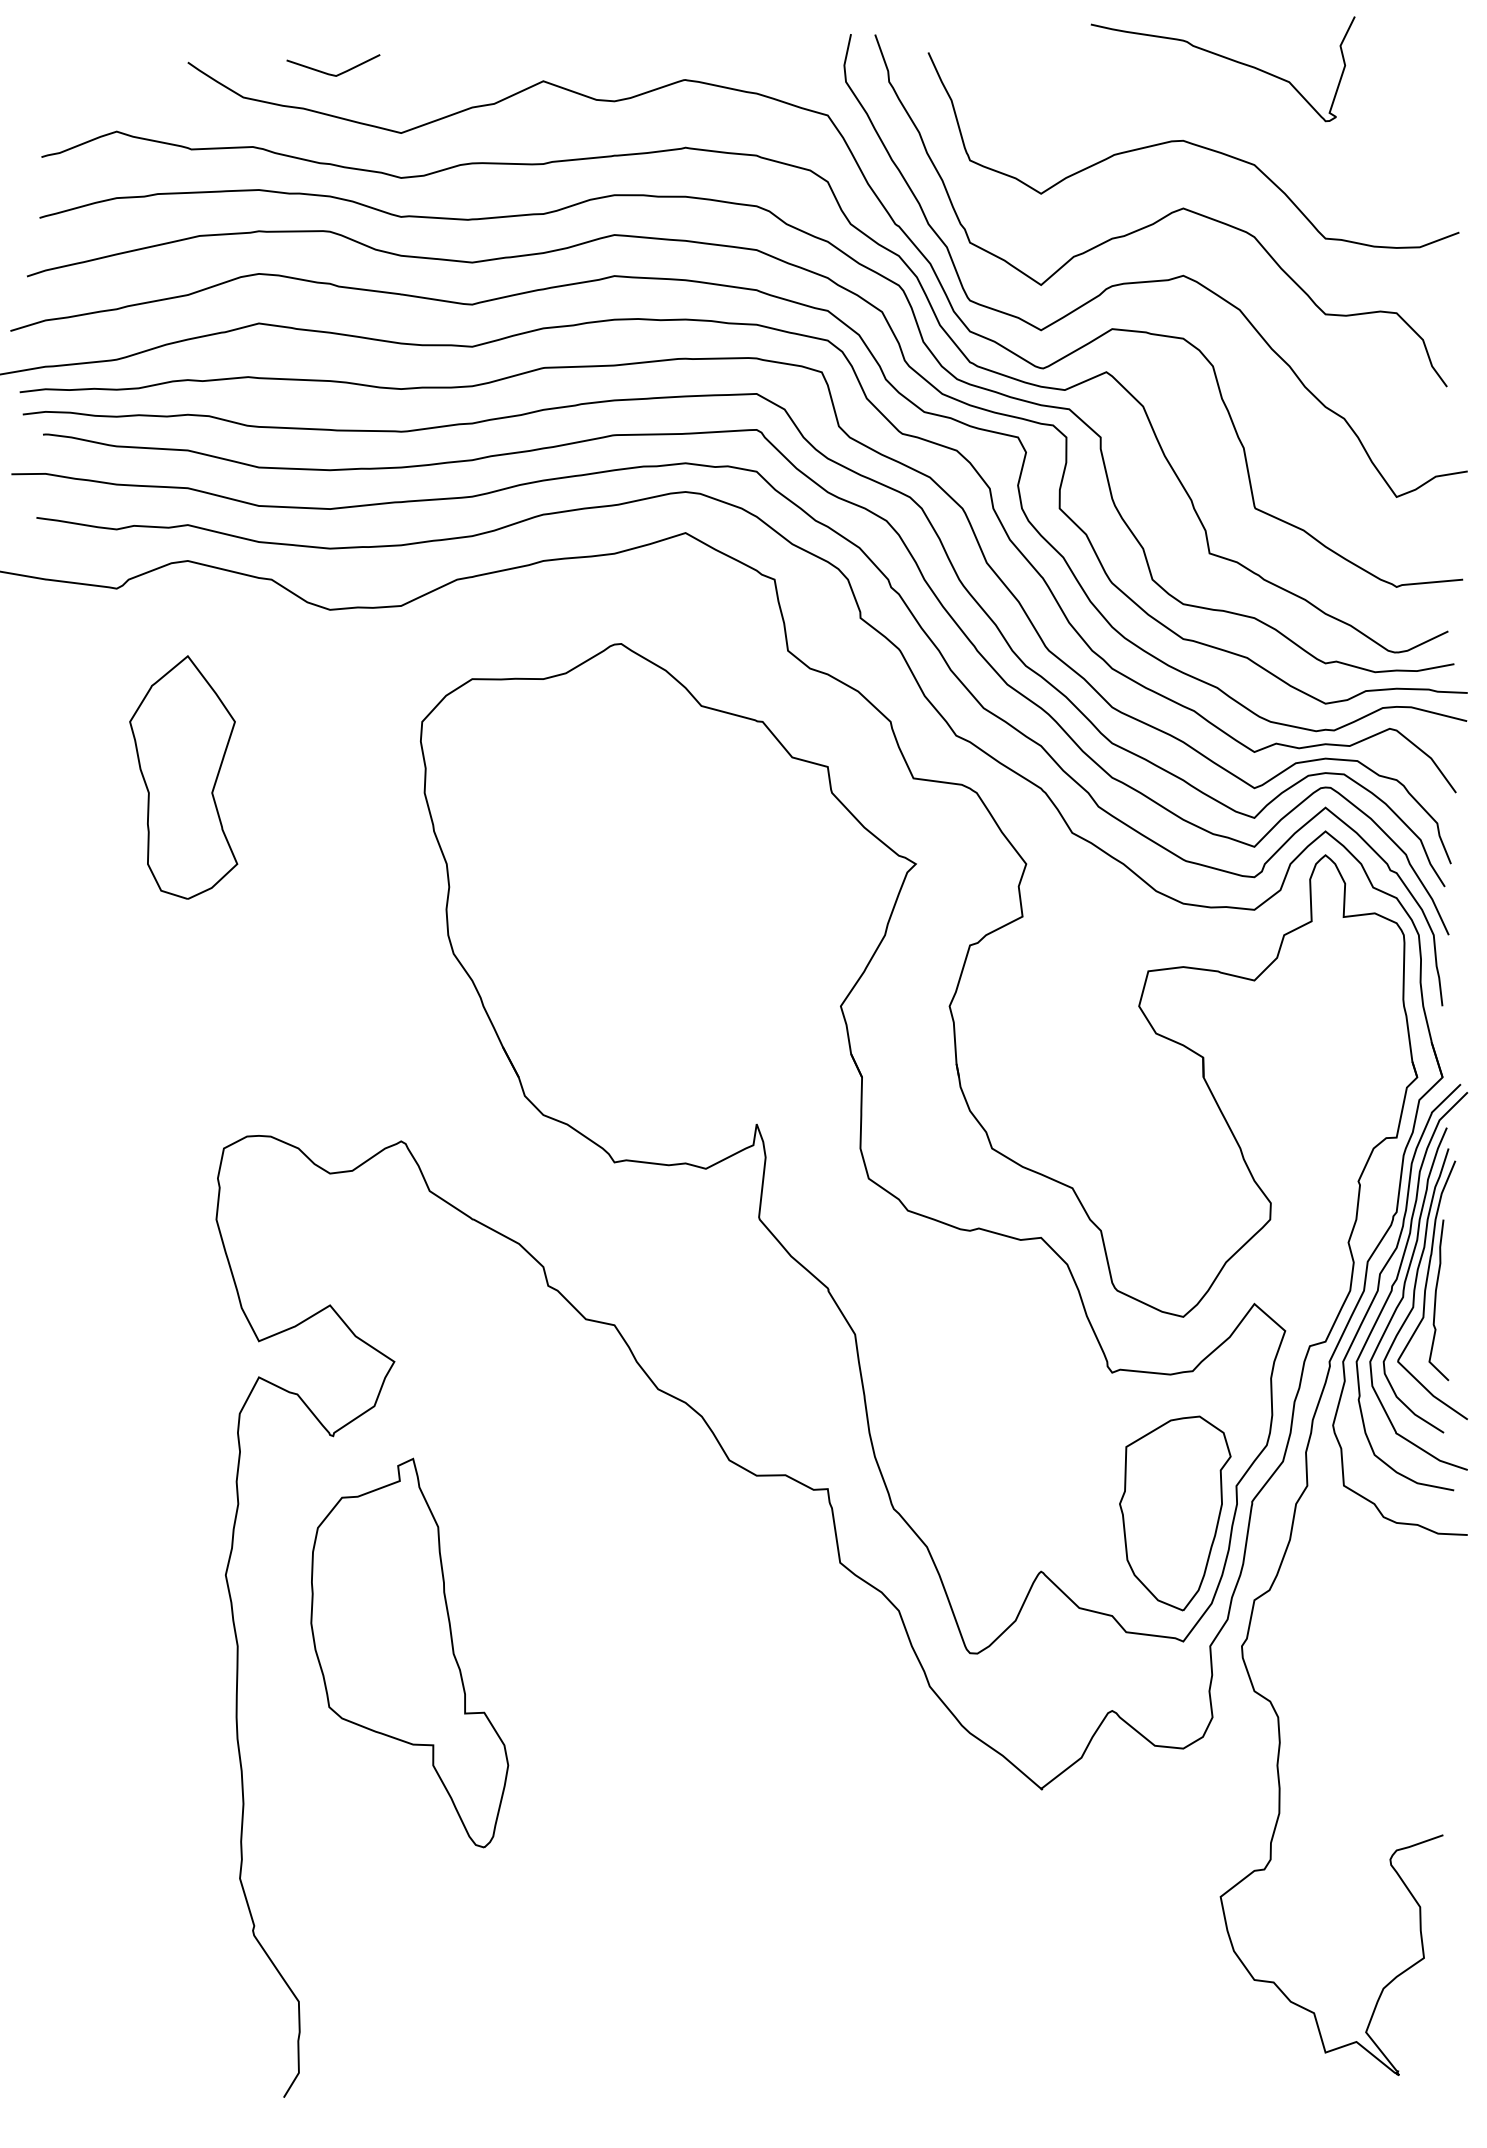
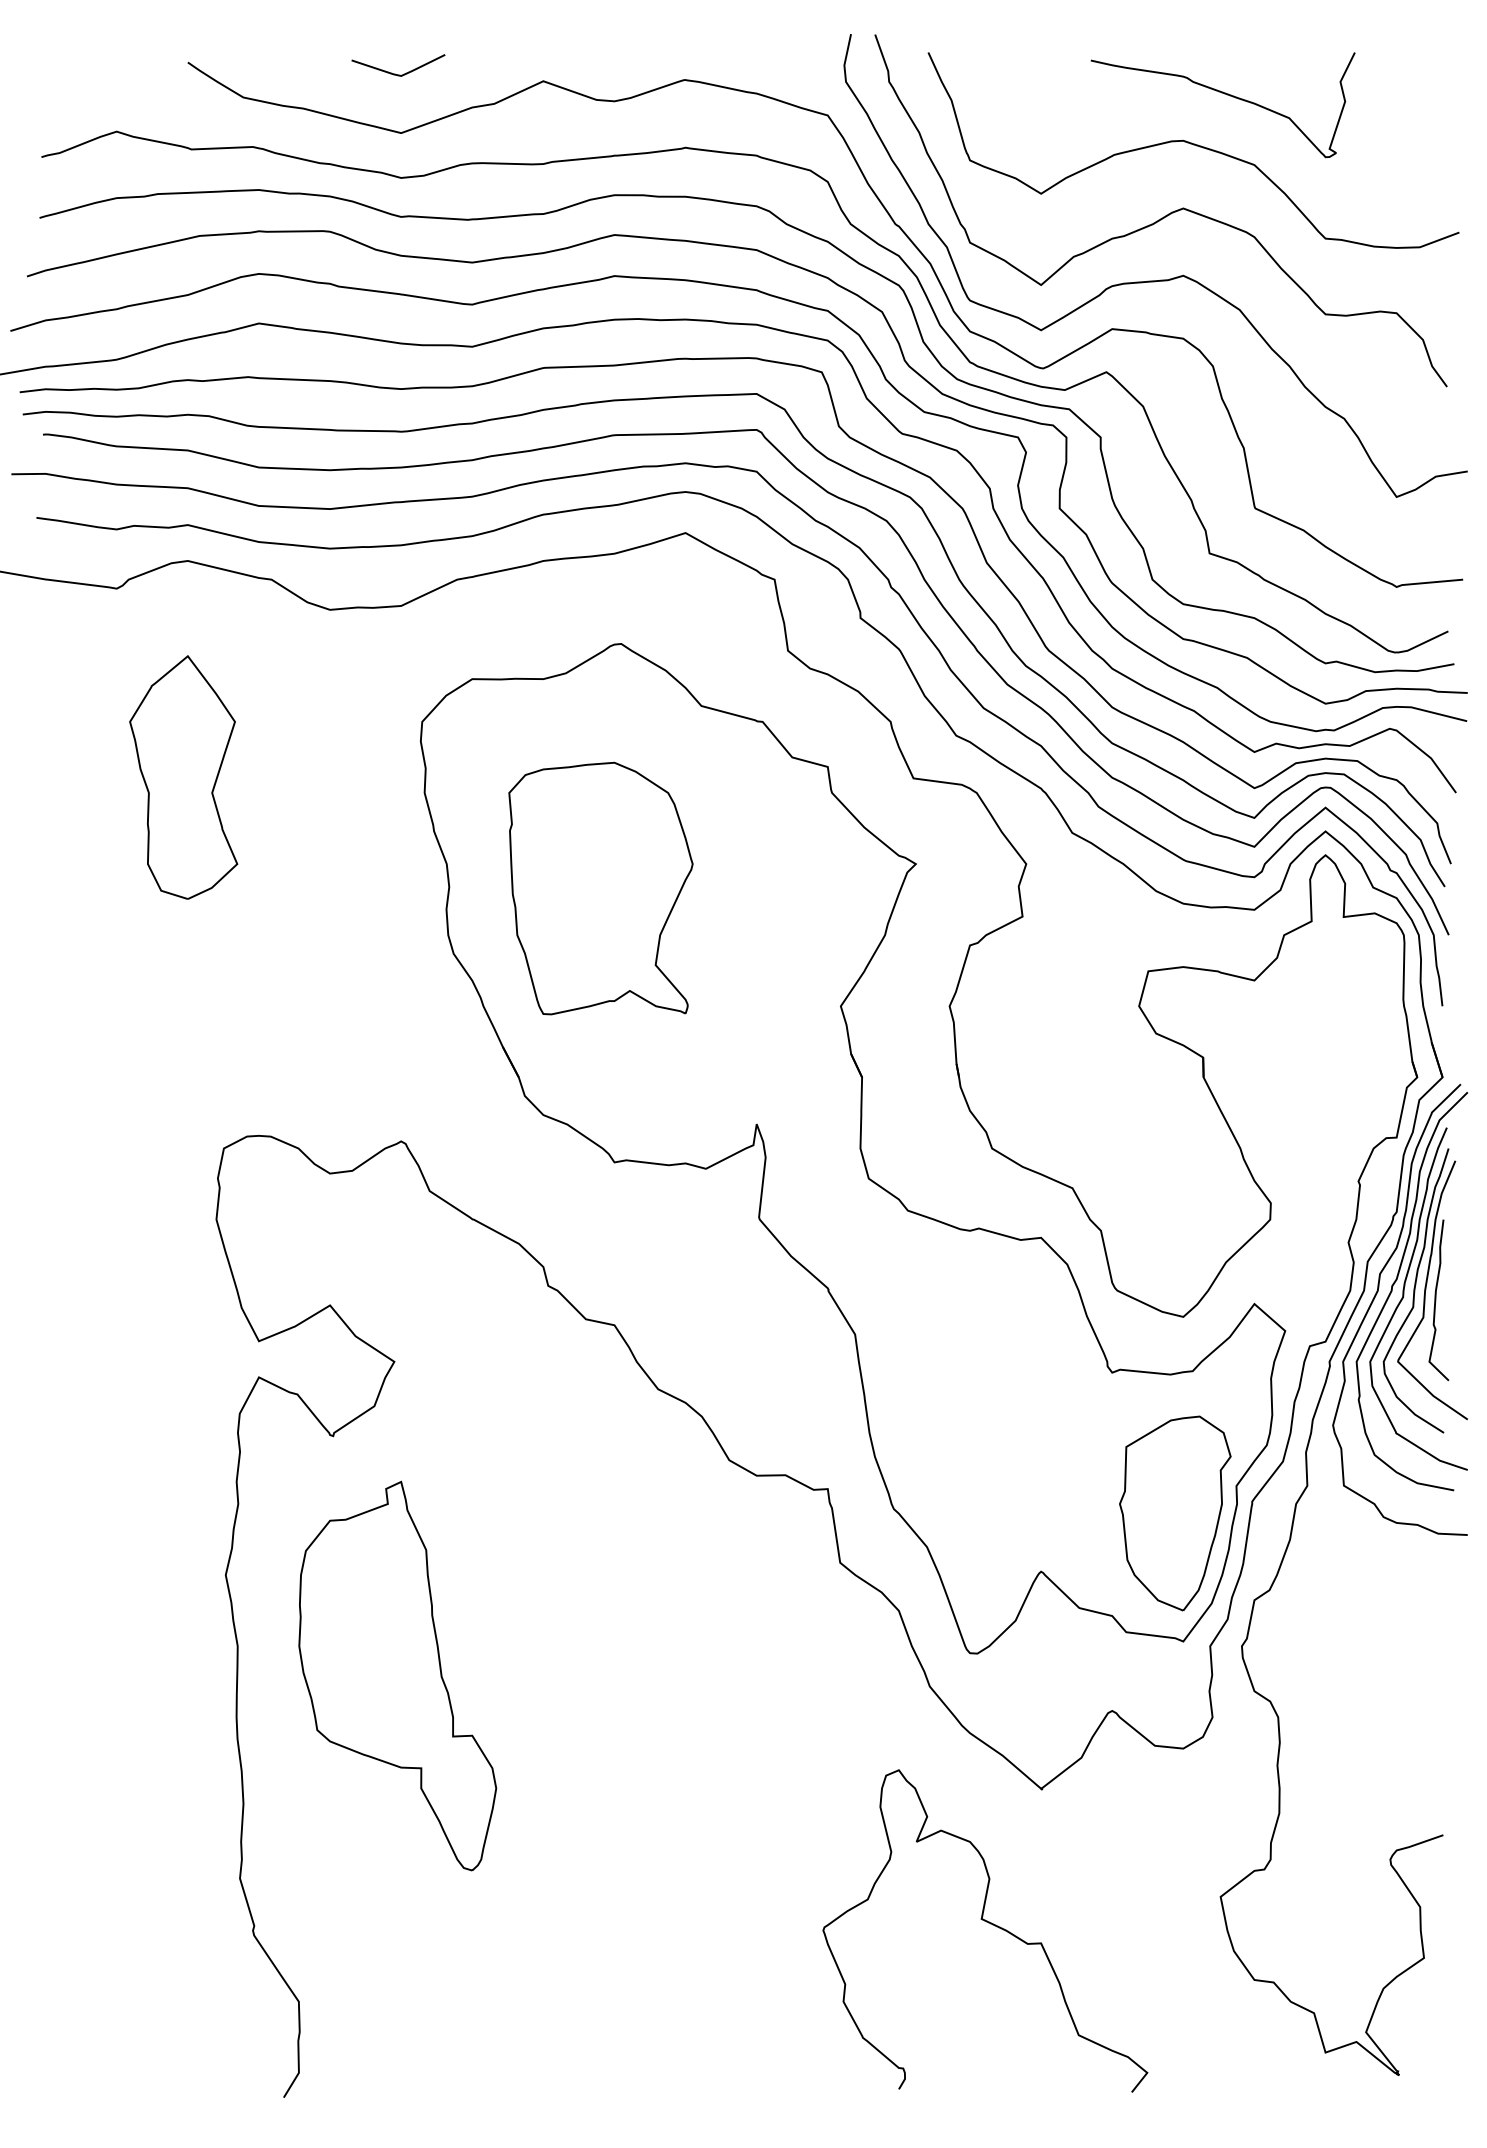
curve position: (1224, 58) -> (1224, 94) (1224, 94)
line position: (330, 73) -> (395, 73) (395, 73)
part: none -> present (600, 888)
part position: (409, 1652) -> (397, 1675) (397, 1675)
curve: none -> present (988, 1923)
